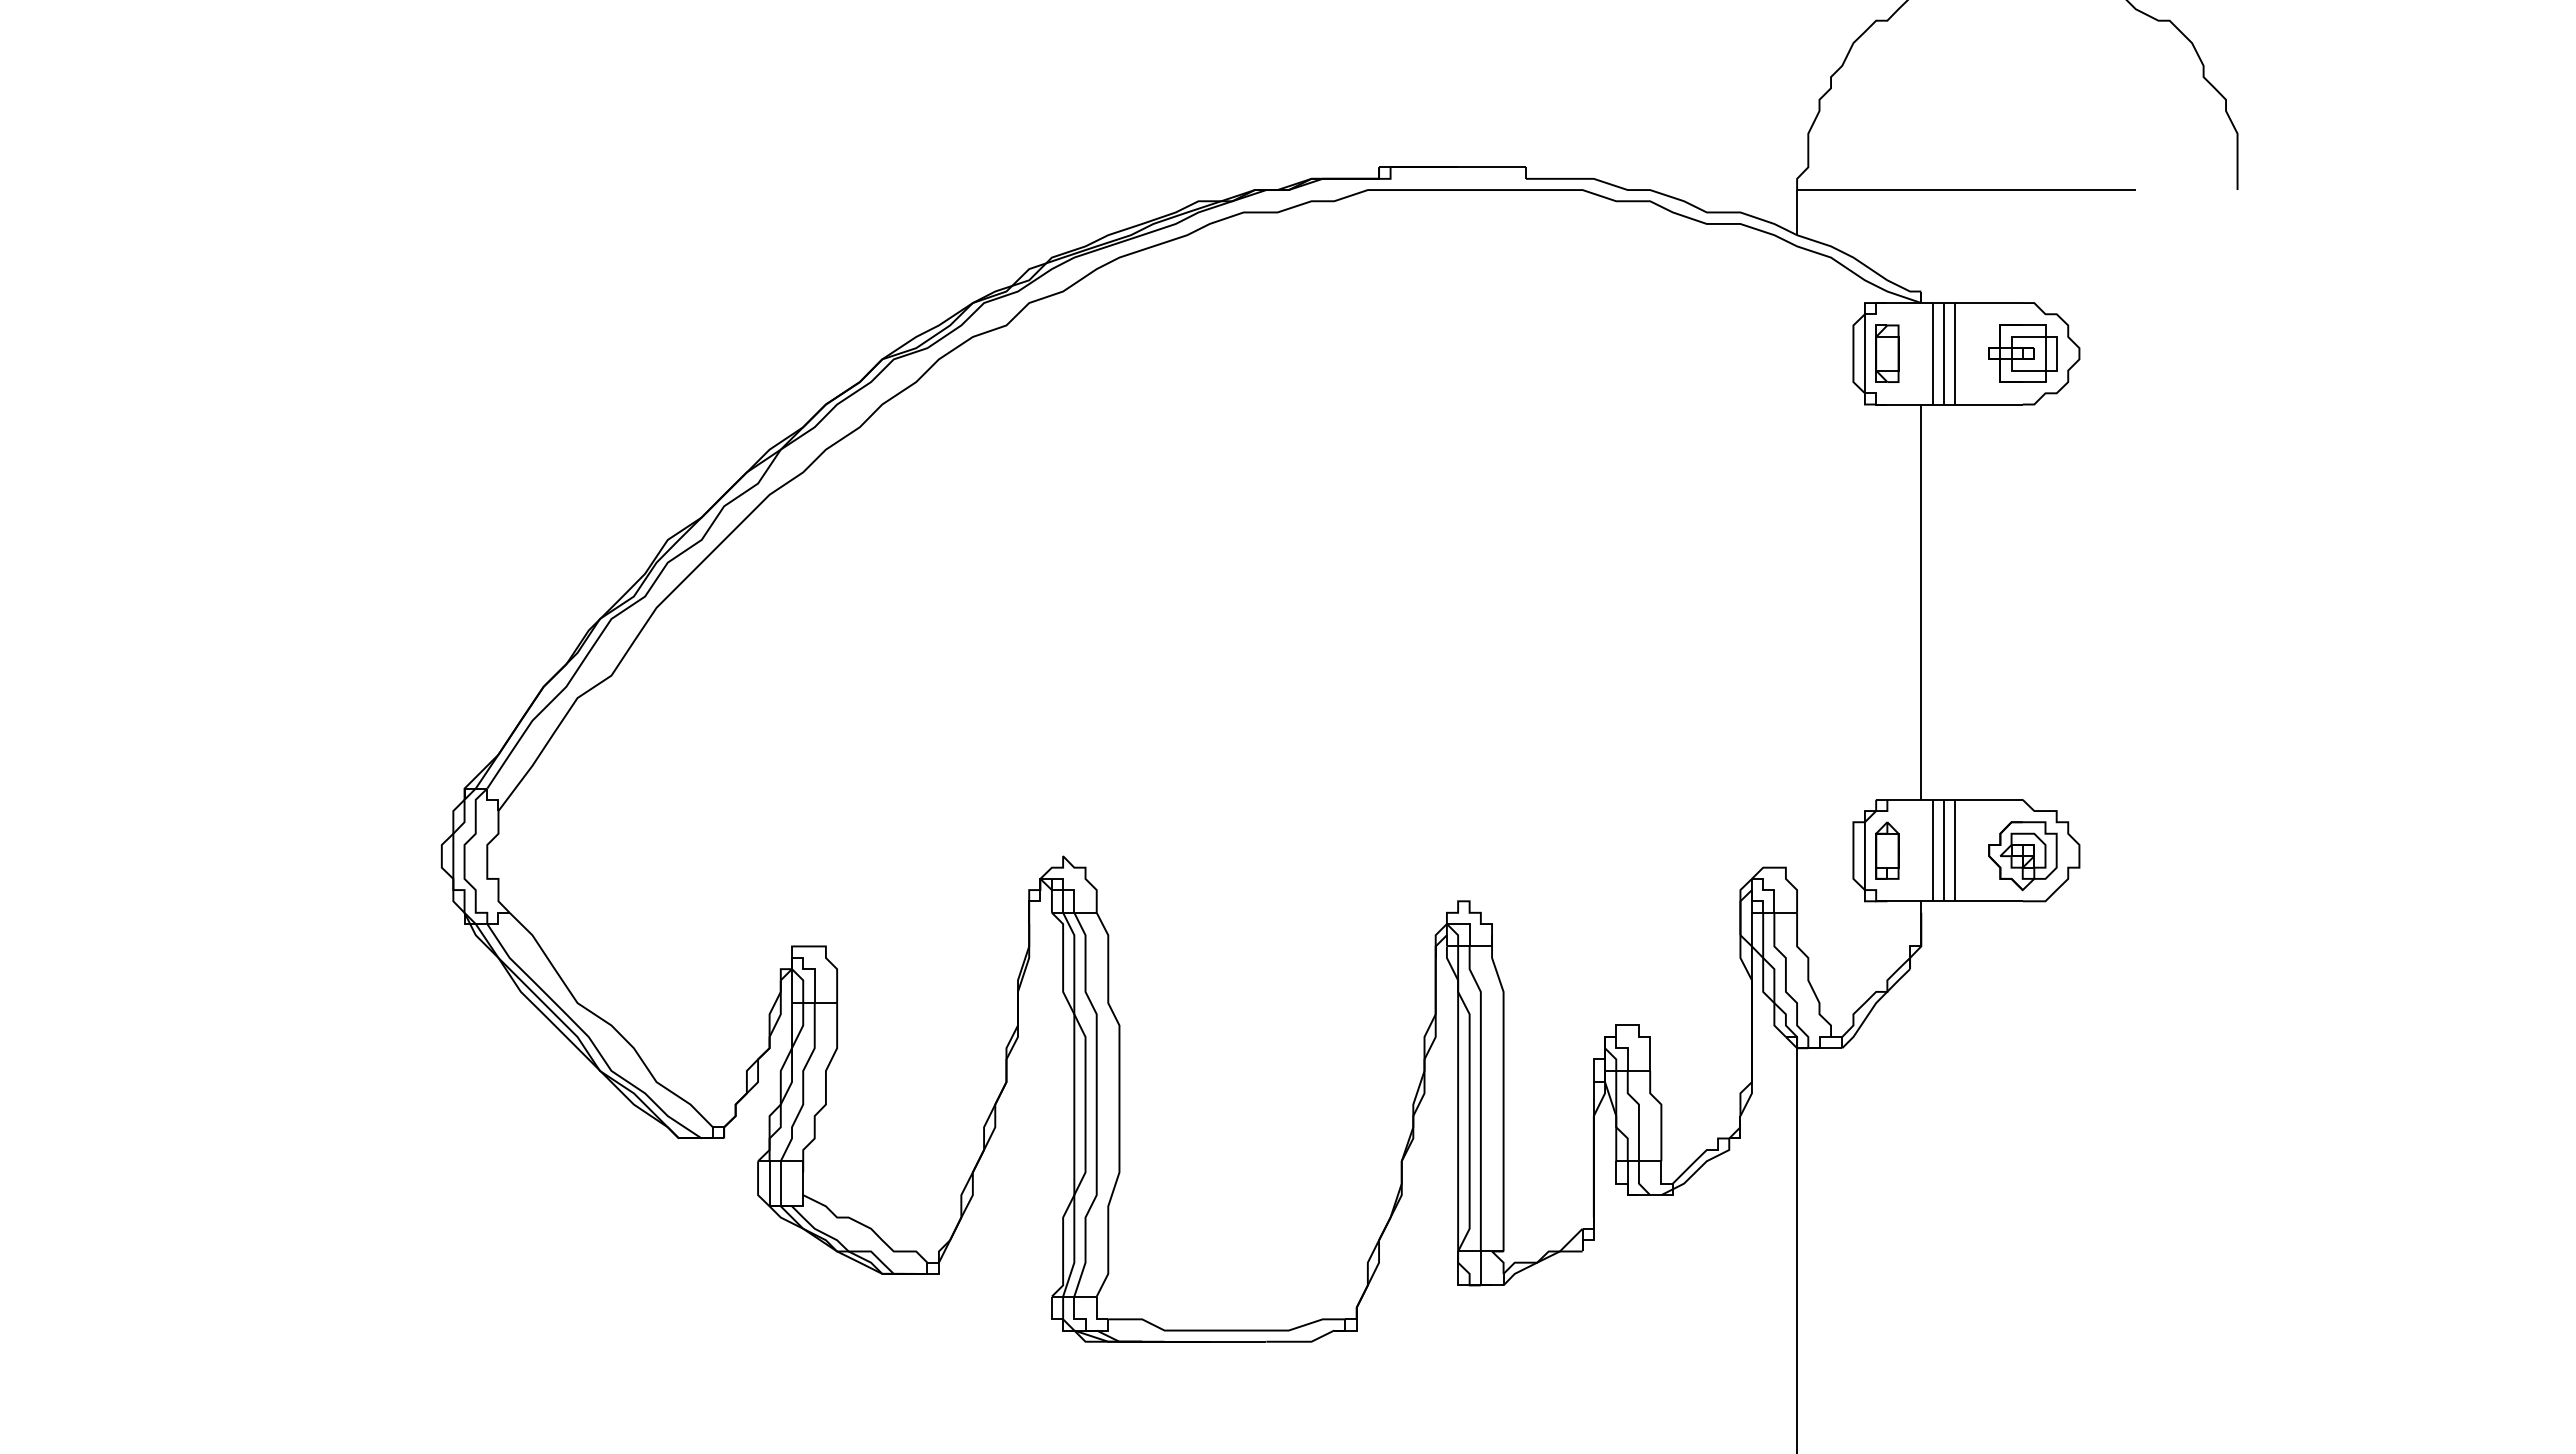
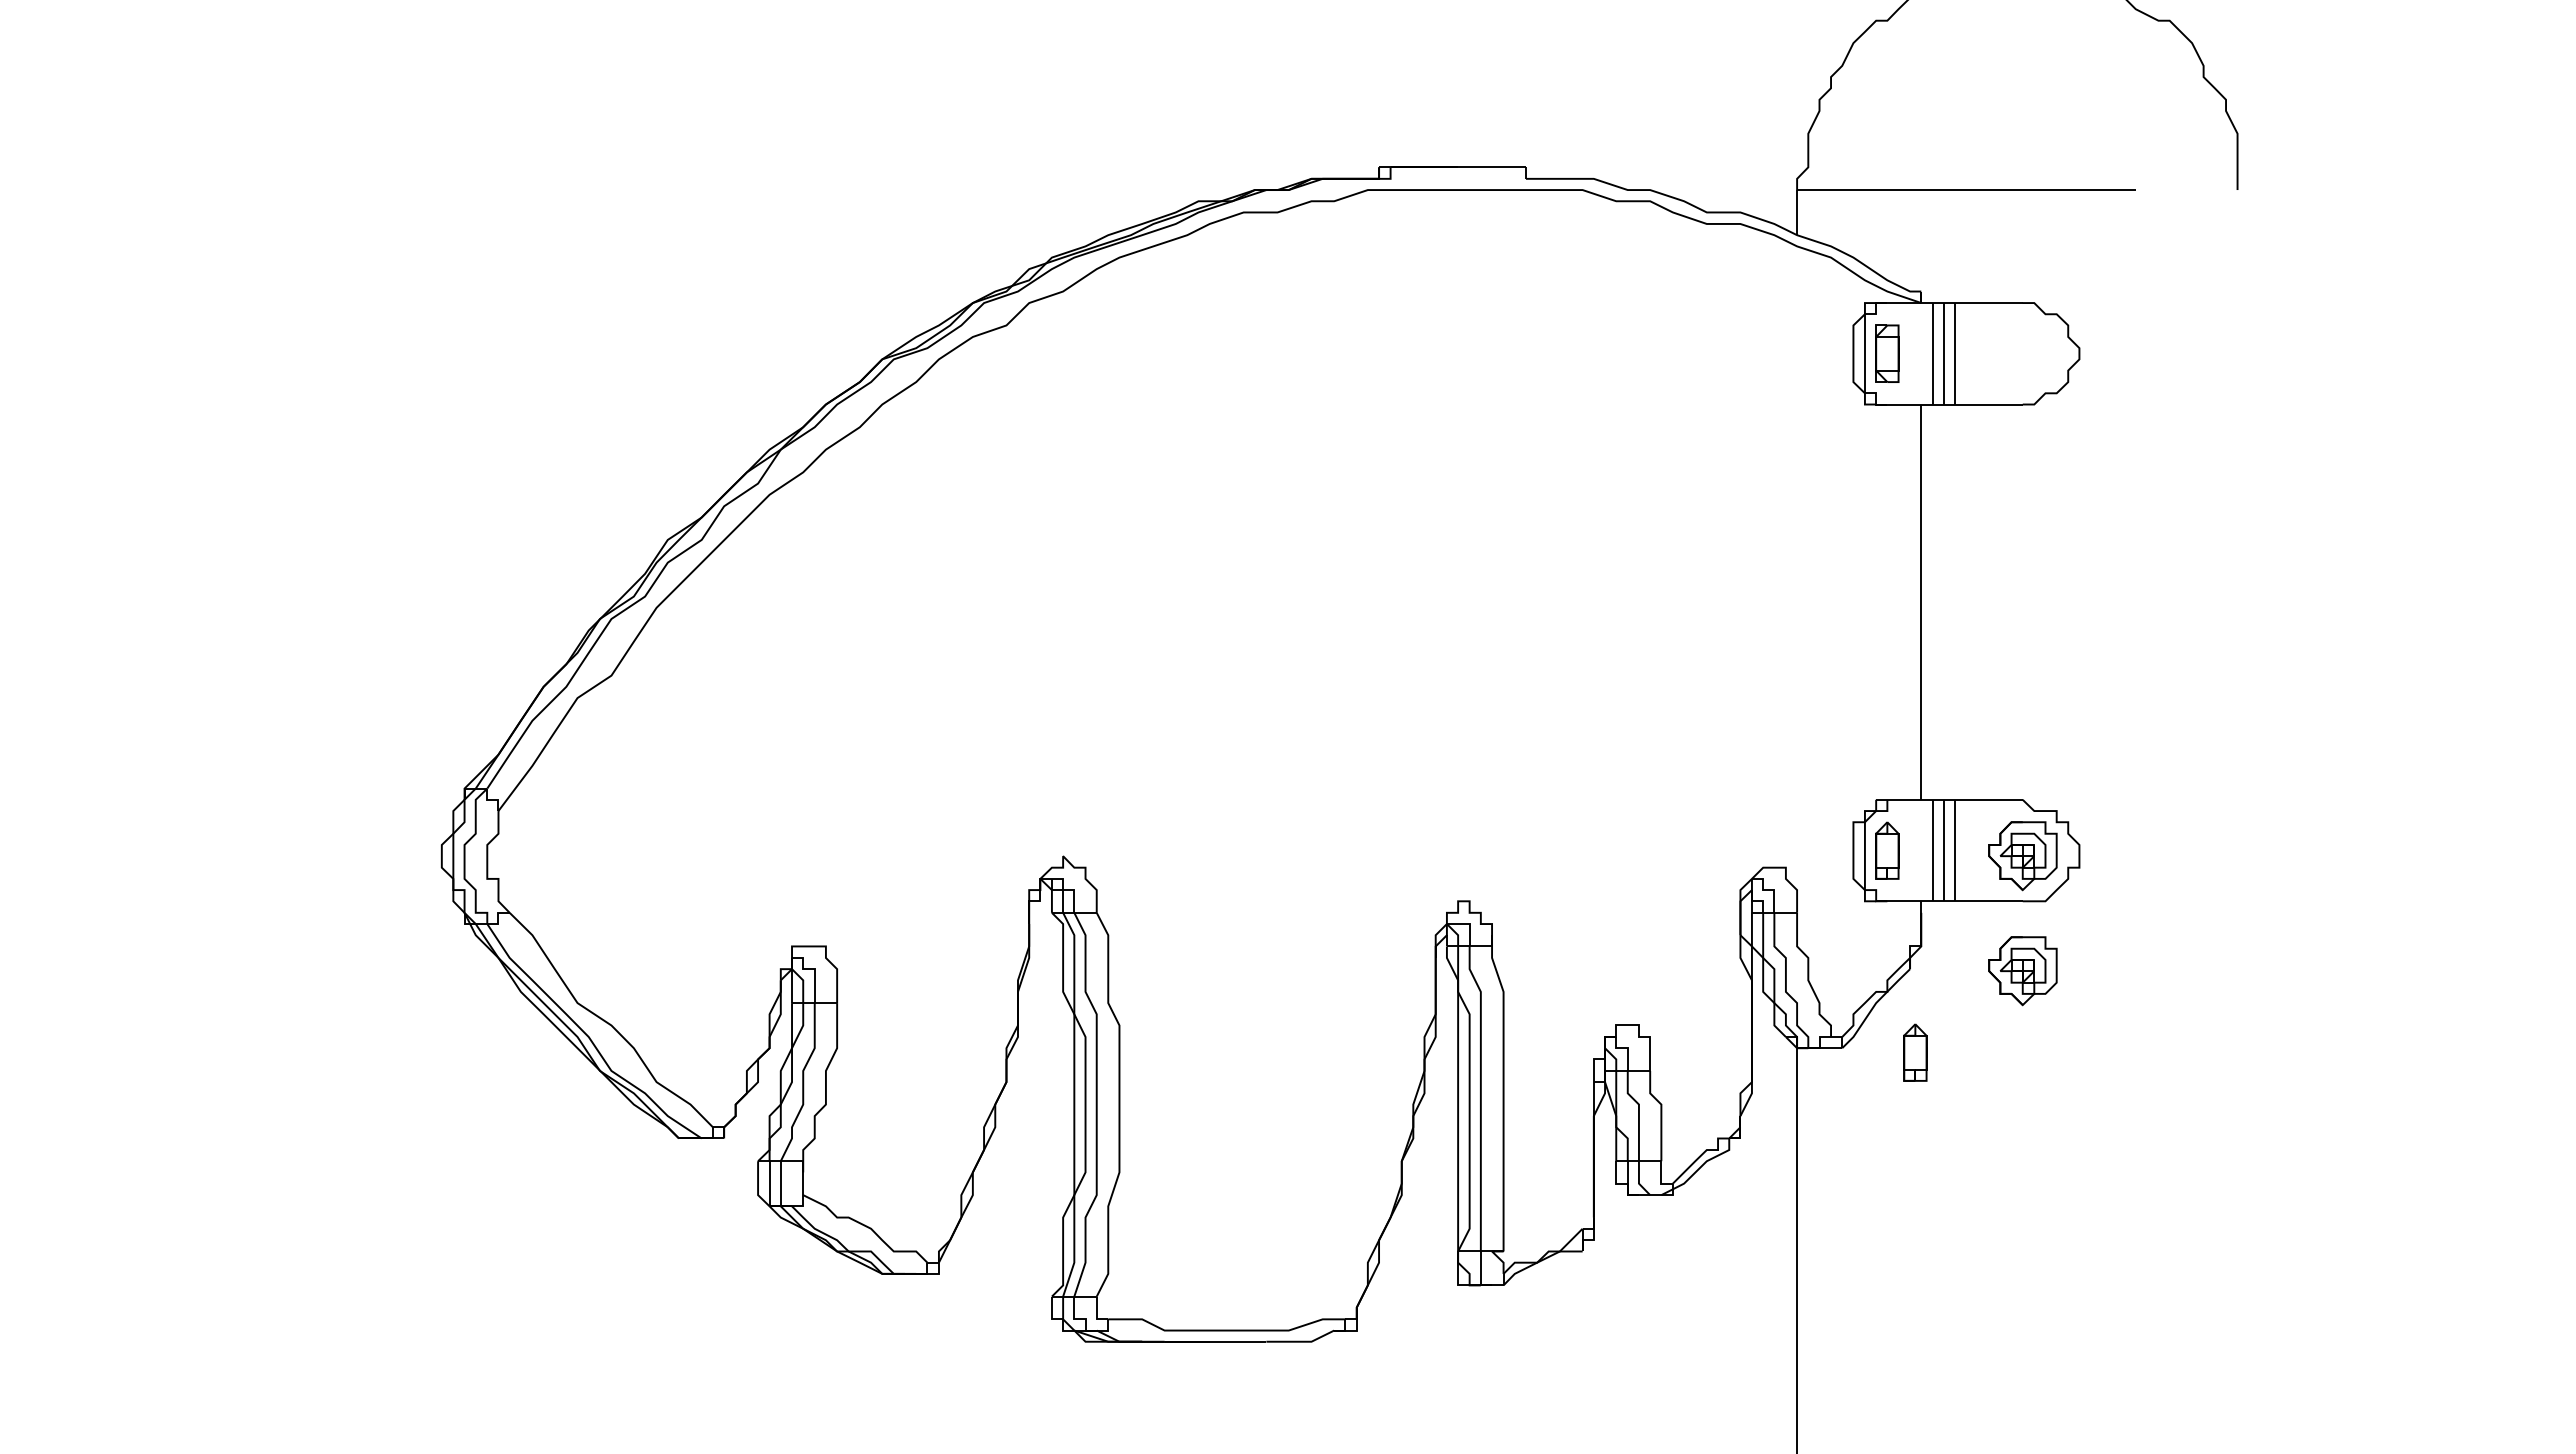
part: present -> none (2022, 353)
part: none -> present (2022, 971)
part: none -> present (1915, 1052)
